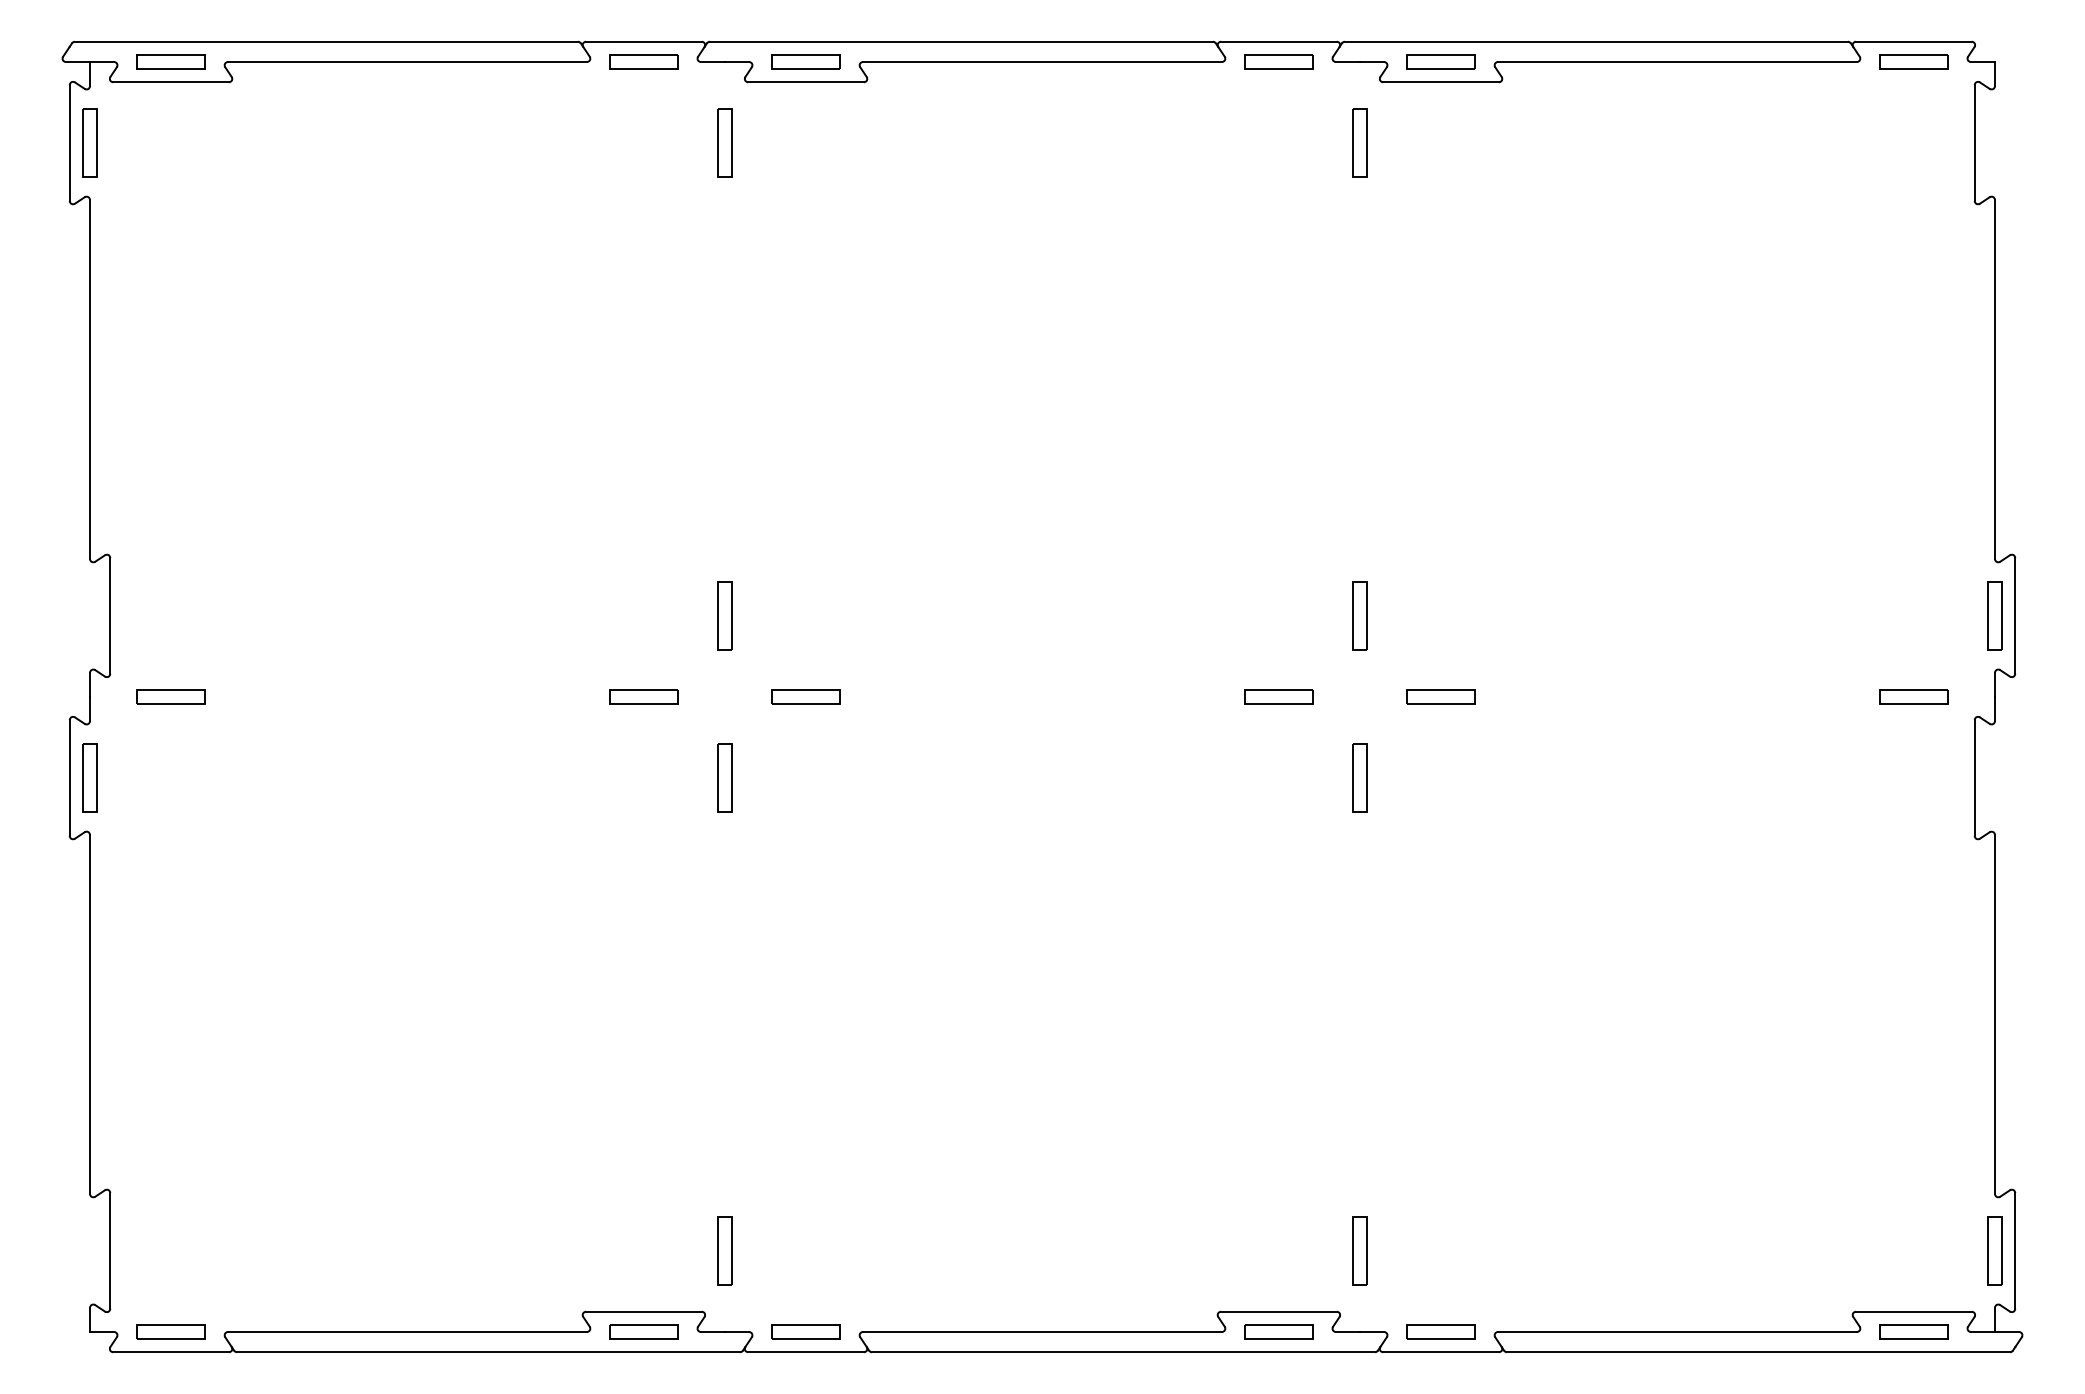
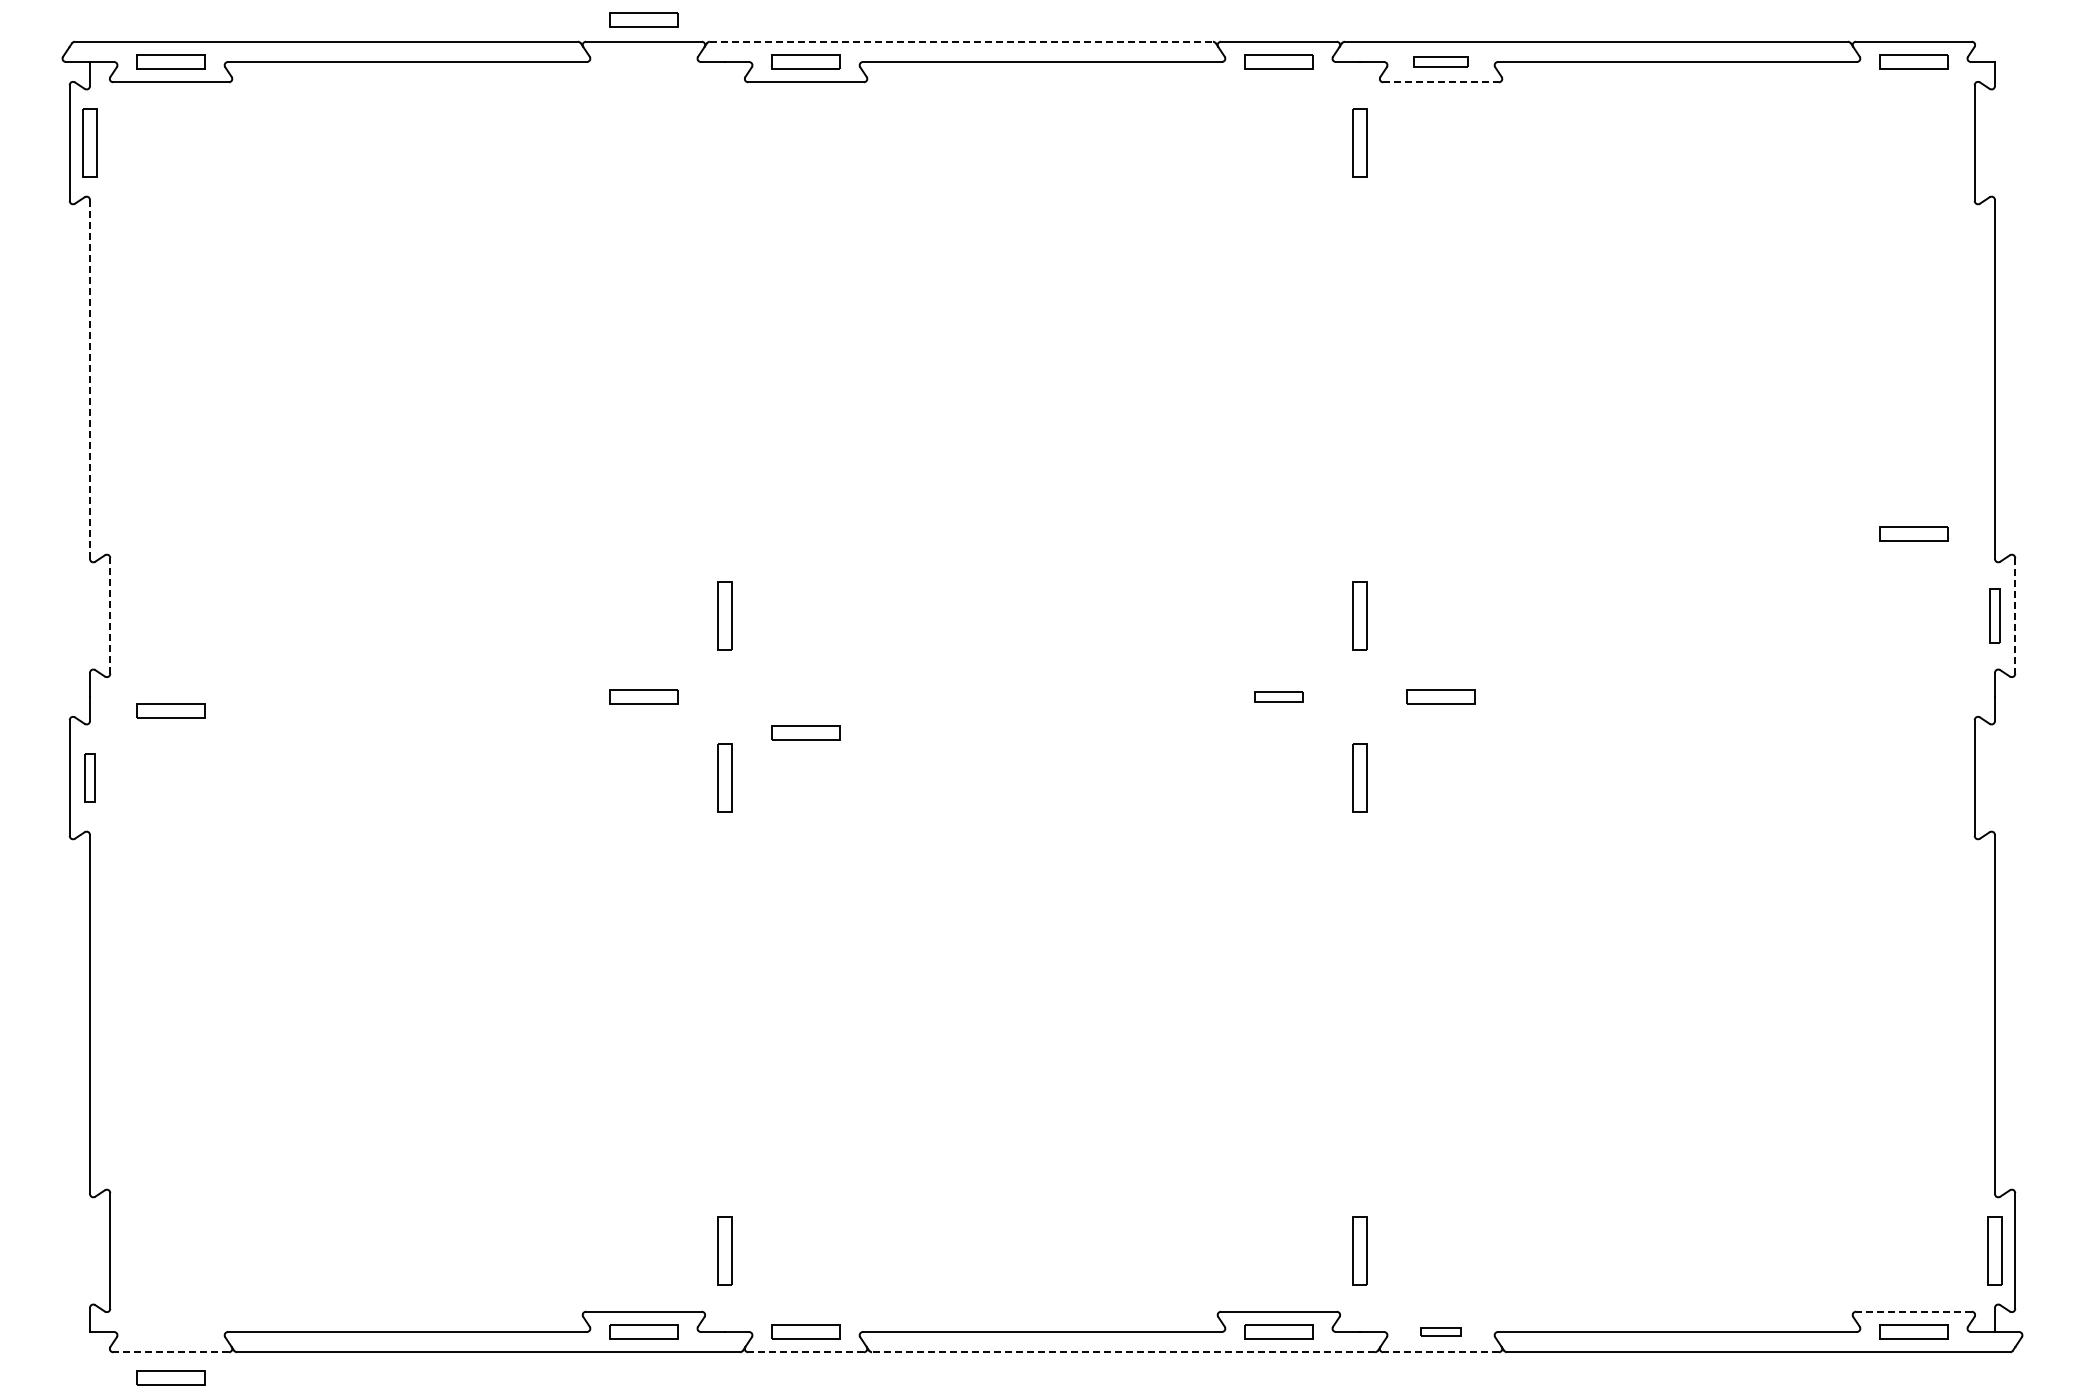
line: solid -> dashed (961, 41)
part position: (643, 61) -> (643, 19) (643, 19)
part size: 70x16 px -> 56x12 px (1440, 61)
line: solid -> dashed (1441, 82)
part: present -> none (724, 142)
line: solid -> dashed (90, 379)
line: solid -> dashed (110, 615)
part size: 16x70 px -> 12x56 px (1994, 615)
line: solid -> dashed (2015, 615)
part position: (170, 696) -> (170, 710) (170, 710)
part position: (805, 696) -> (805, 732) (805, 732)
part size: 70x16 px -> 50x12 px (1278, 696)
part position: (1913, 696) -> (1913, 533) (1913, 533)
part size: 16x70 px -> 12x50 px (89, 777)
line: solid -> dashed (1913, 1311)
part position: (170, 1331) -> (170, 1377) (170, 1377)
part size: 70x16 px -> 42x10 px (1440, 1331)
line: solid -> dashed (171, 1352)
line: solid -> dashed (806, 1352)
line: solid -> dashed (1123, 1352)
line: solid -> dashed (1441, 1352)
